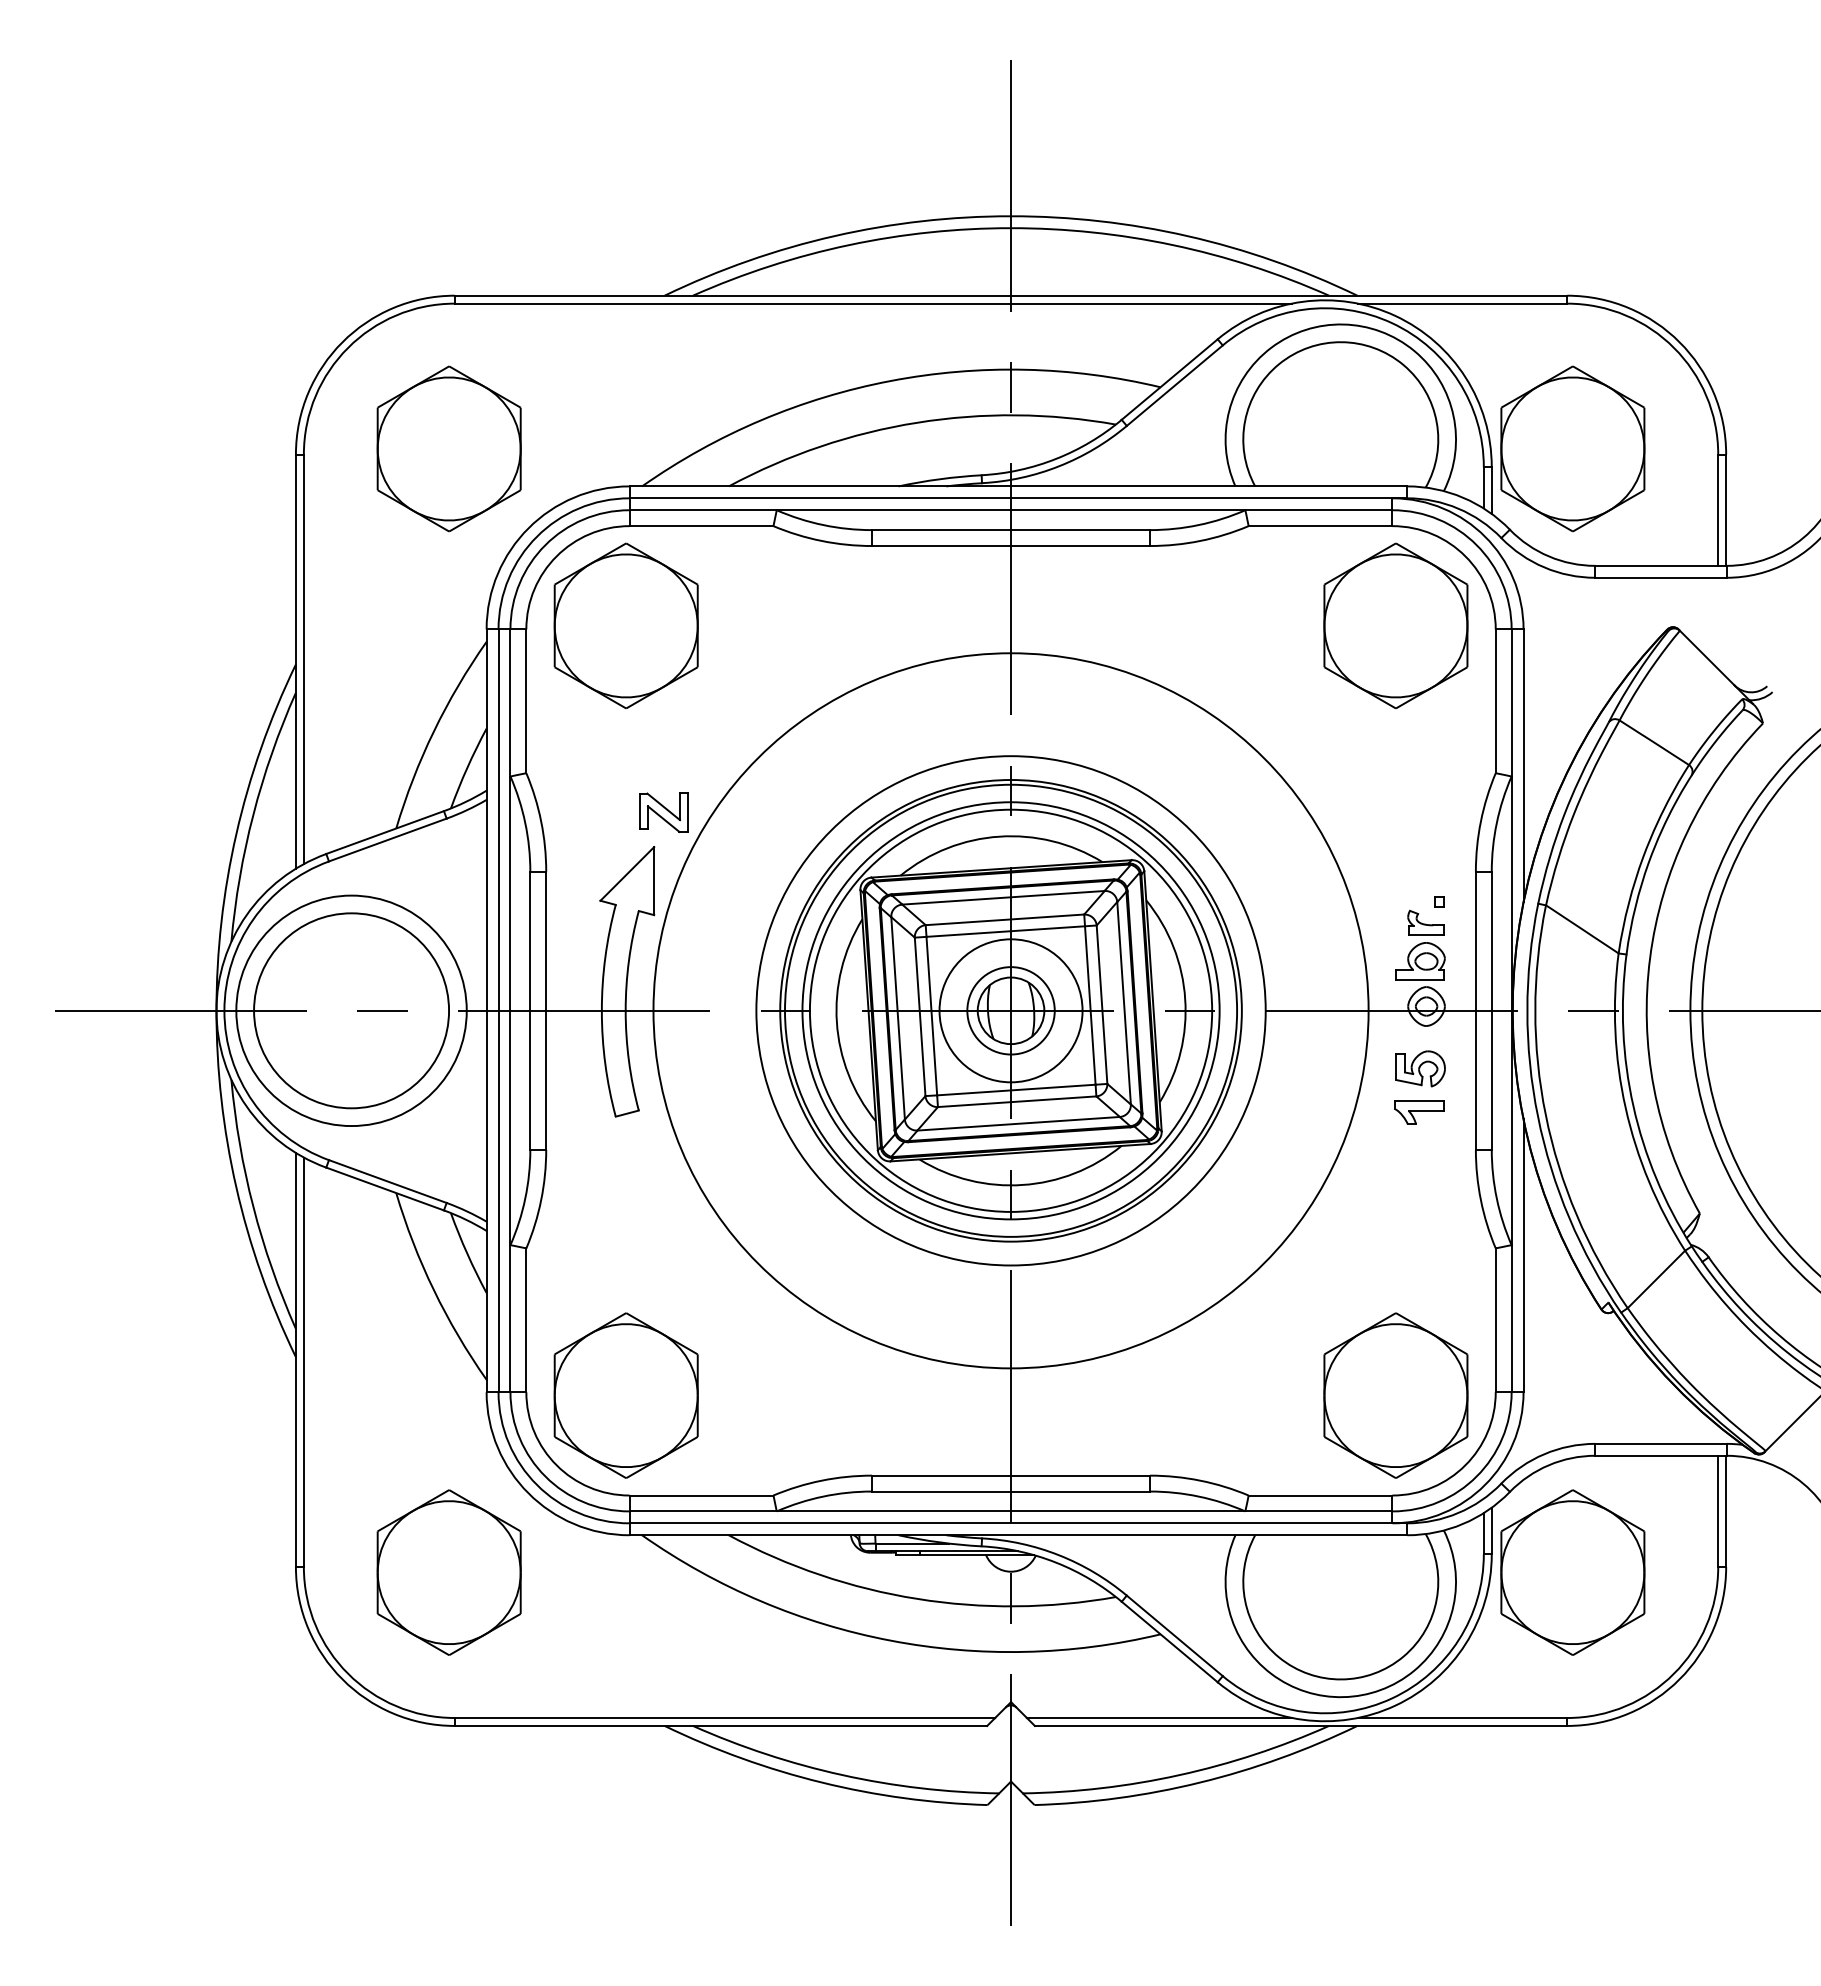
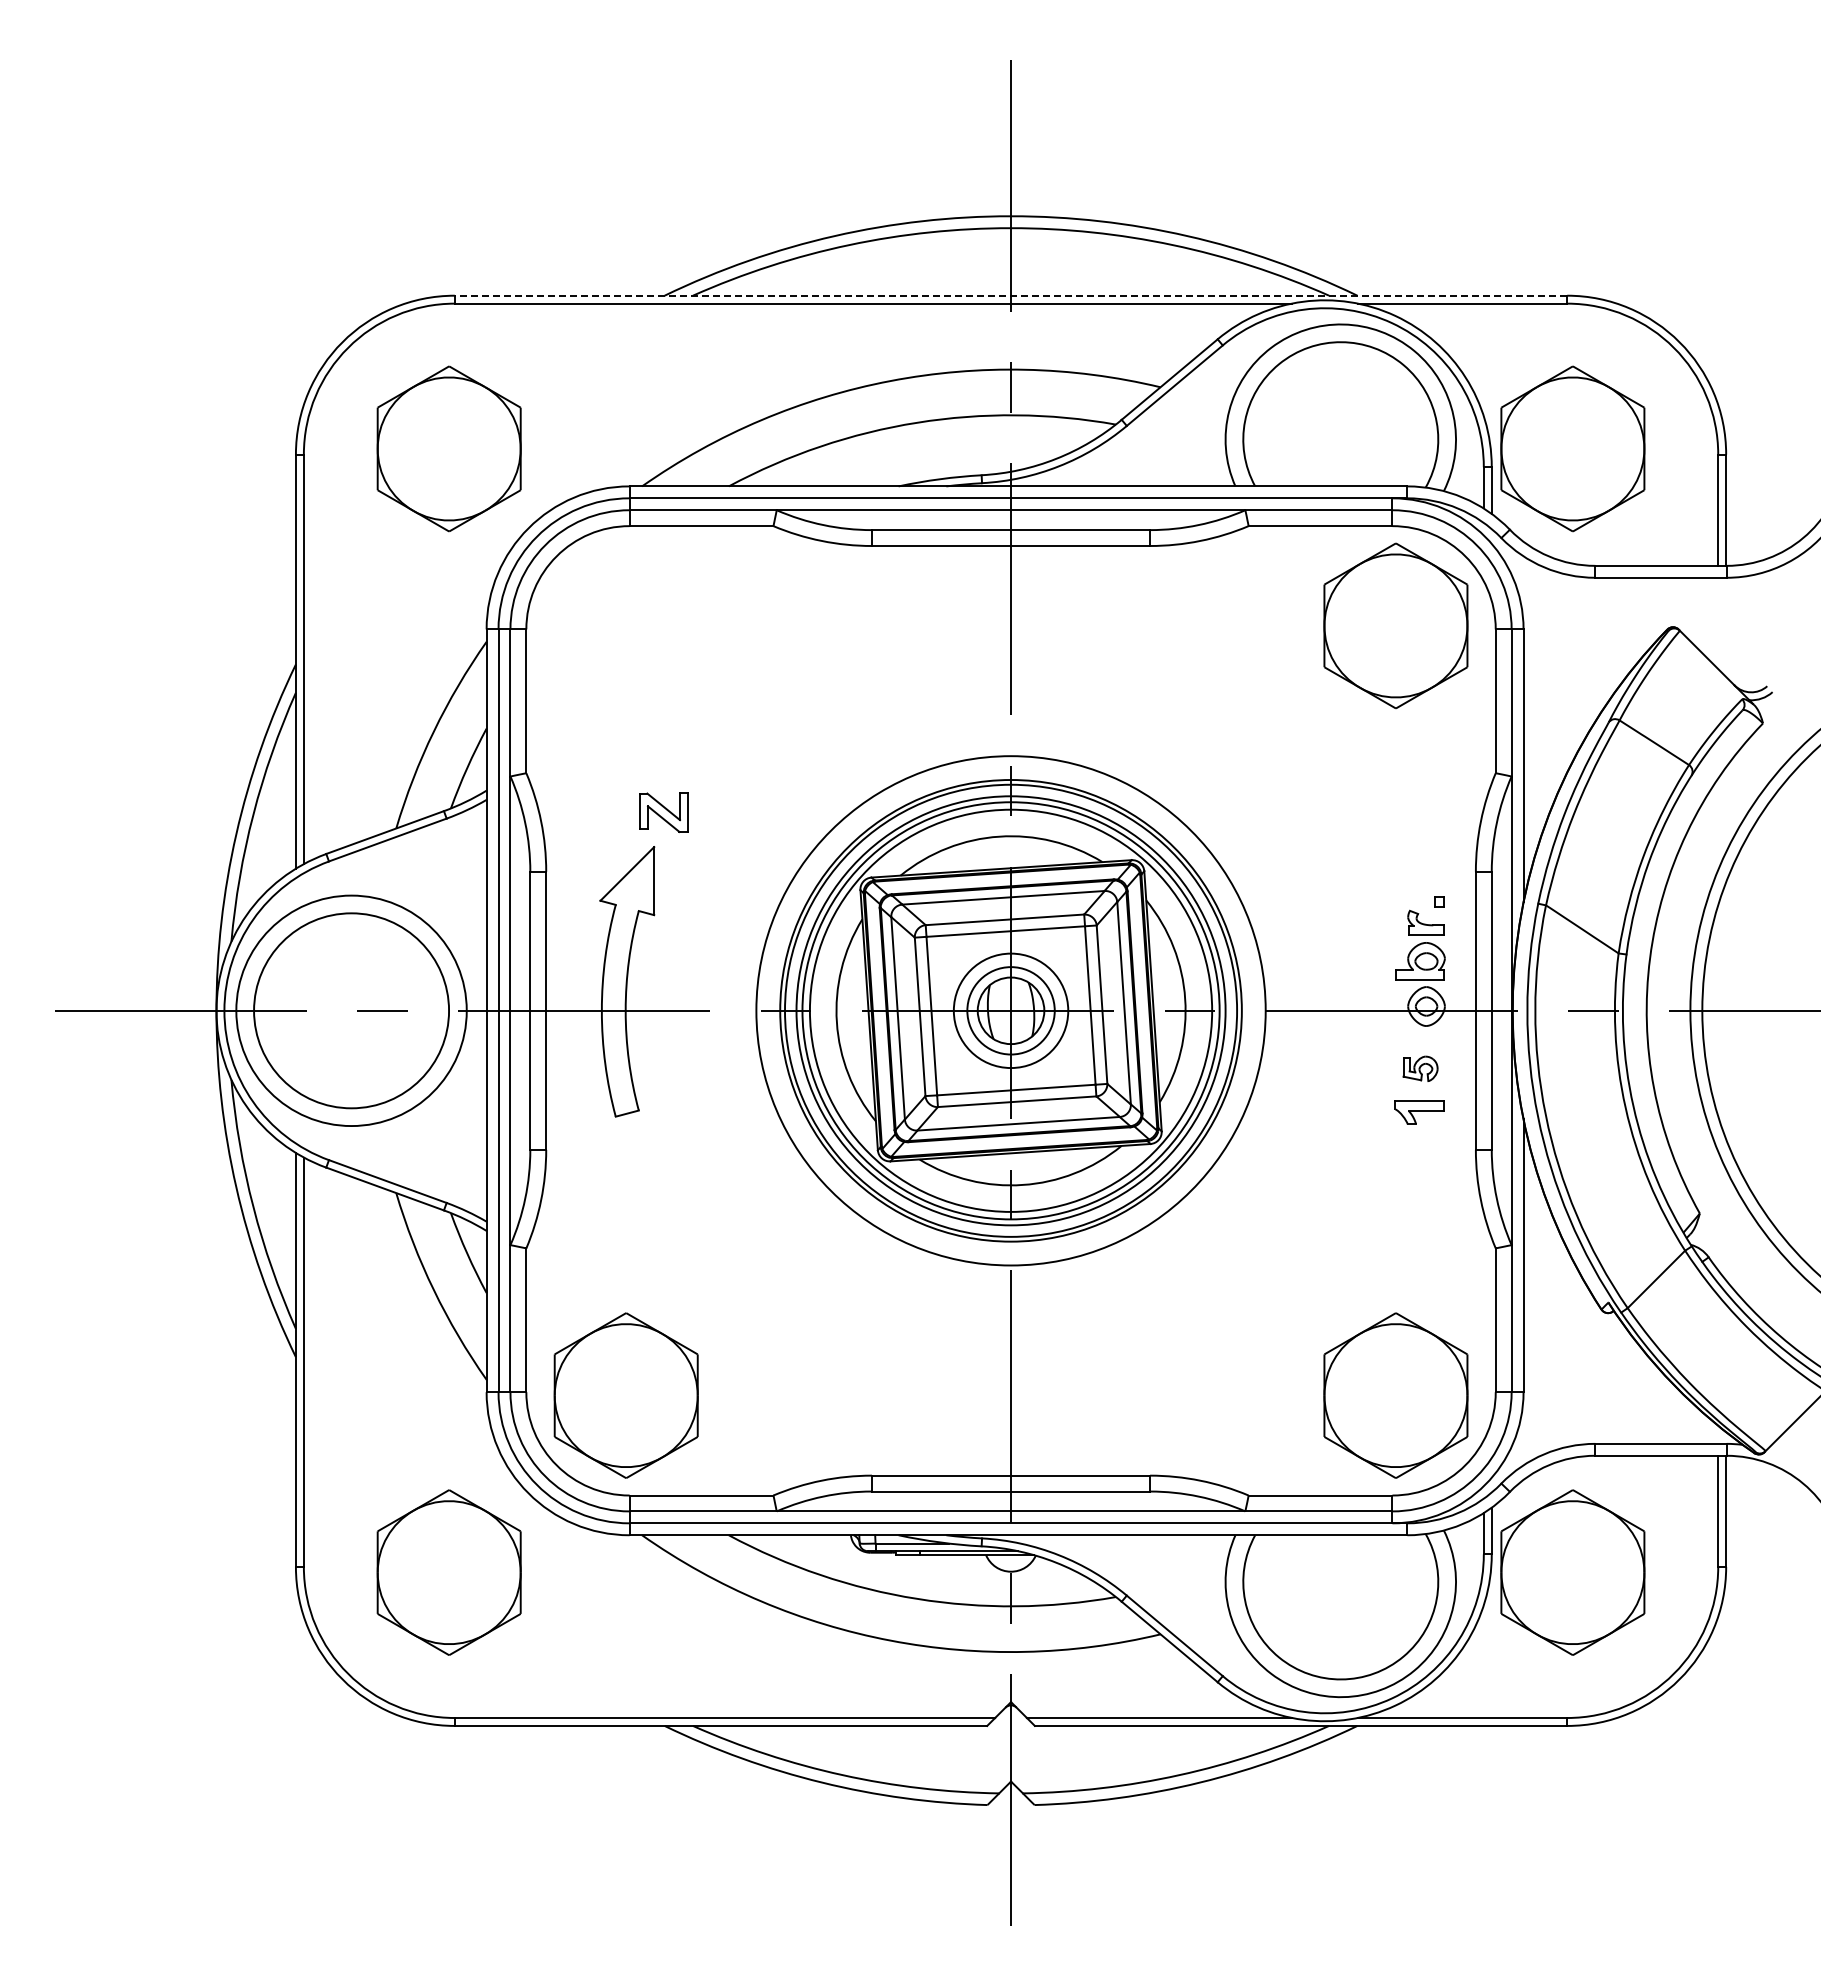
line: solid -> dashed (1010, 295)
part: present -> none (625, 625)
circle diameter: 143 px -> 114 px (1010, 1010)
circle diameter: 715 px -> 429 px (1010, 1010)
part size: 51x38 px -> 37x27 px (1420, 1068)
